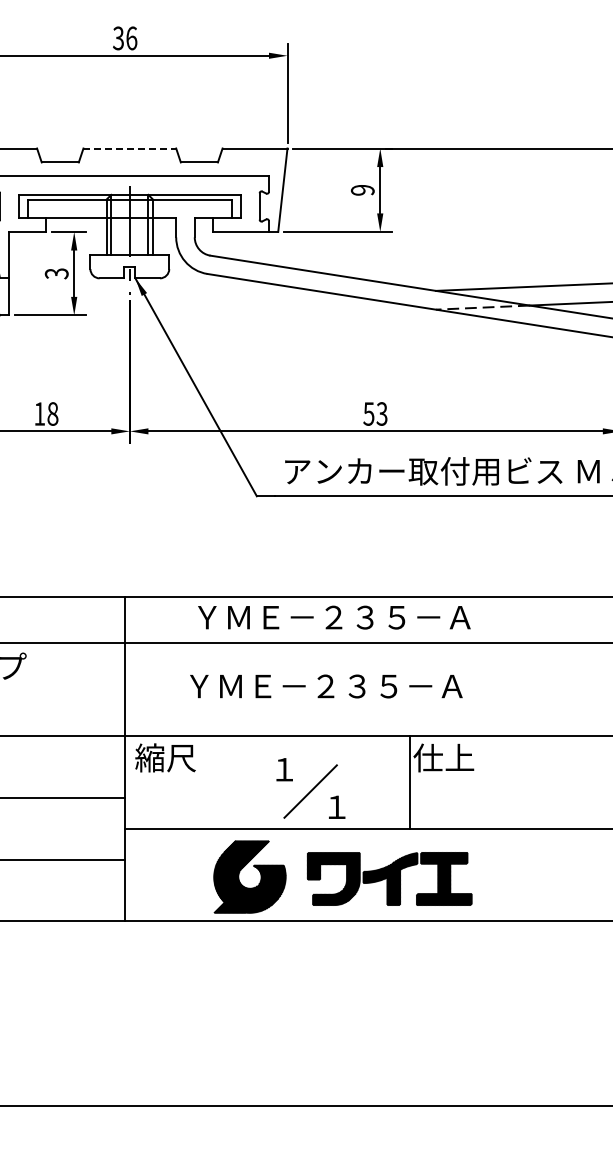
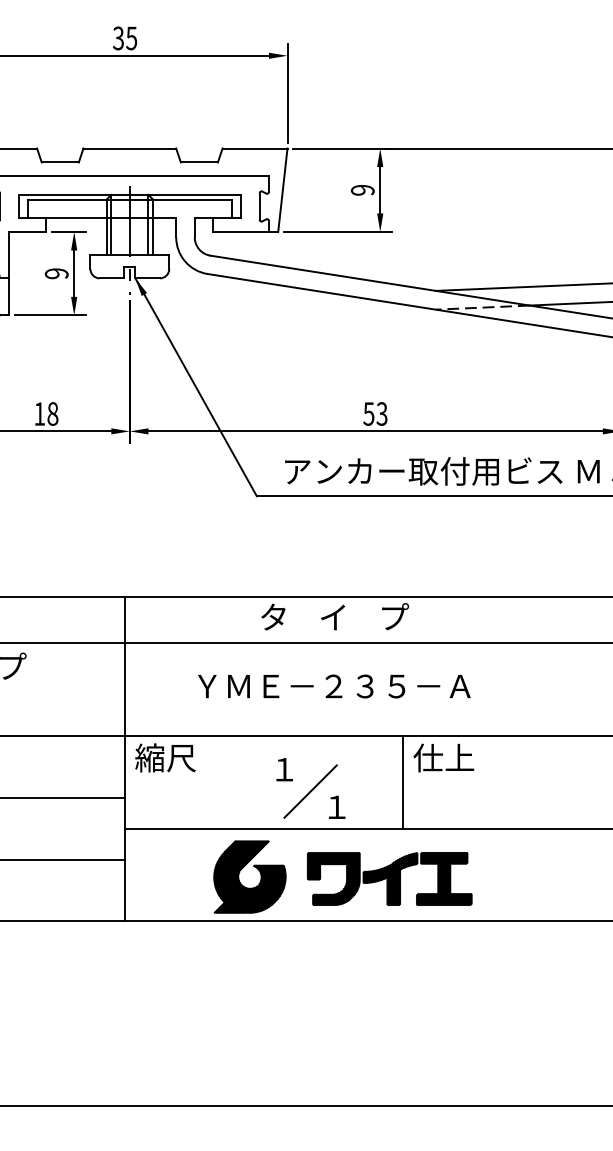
text: 36 -> 35 (131, 38)
line: dashed -> solid (130, 148)
text: 3 -> 9 (56, 273)
text: ＹＭＥ－２３５－Ａ -> タ    イ    プ (334, 616)
text position: (326, 686) -> (334, 686) (334, 686)
line position: (410, 781) -> (403, 781) (403, 781)
